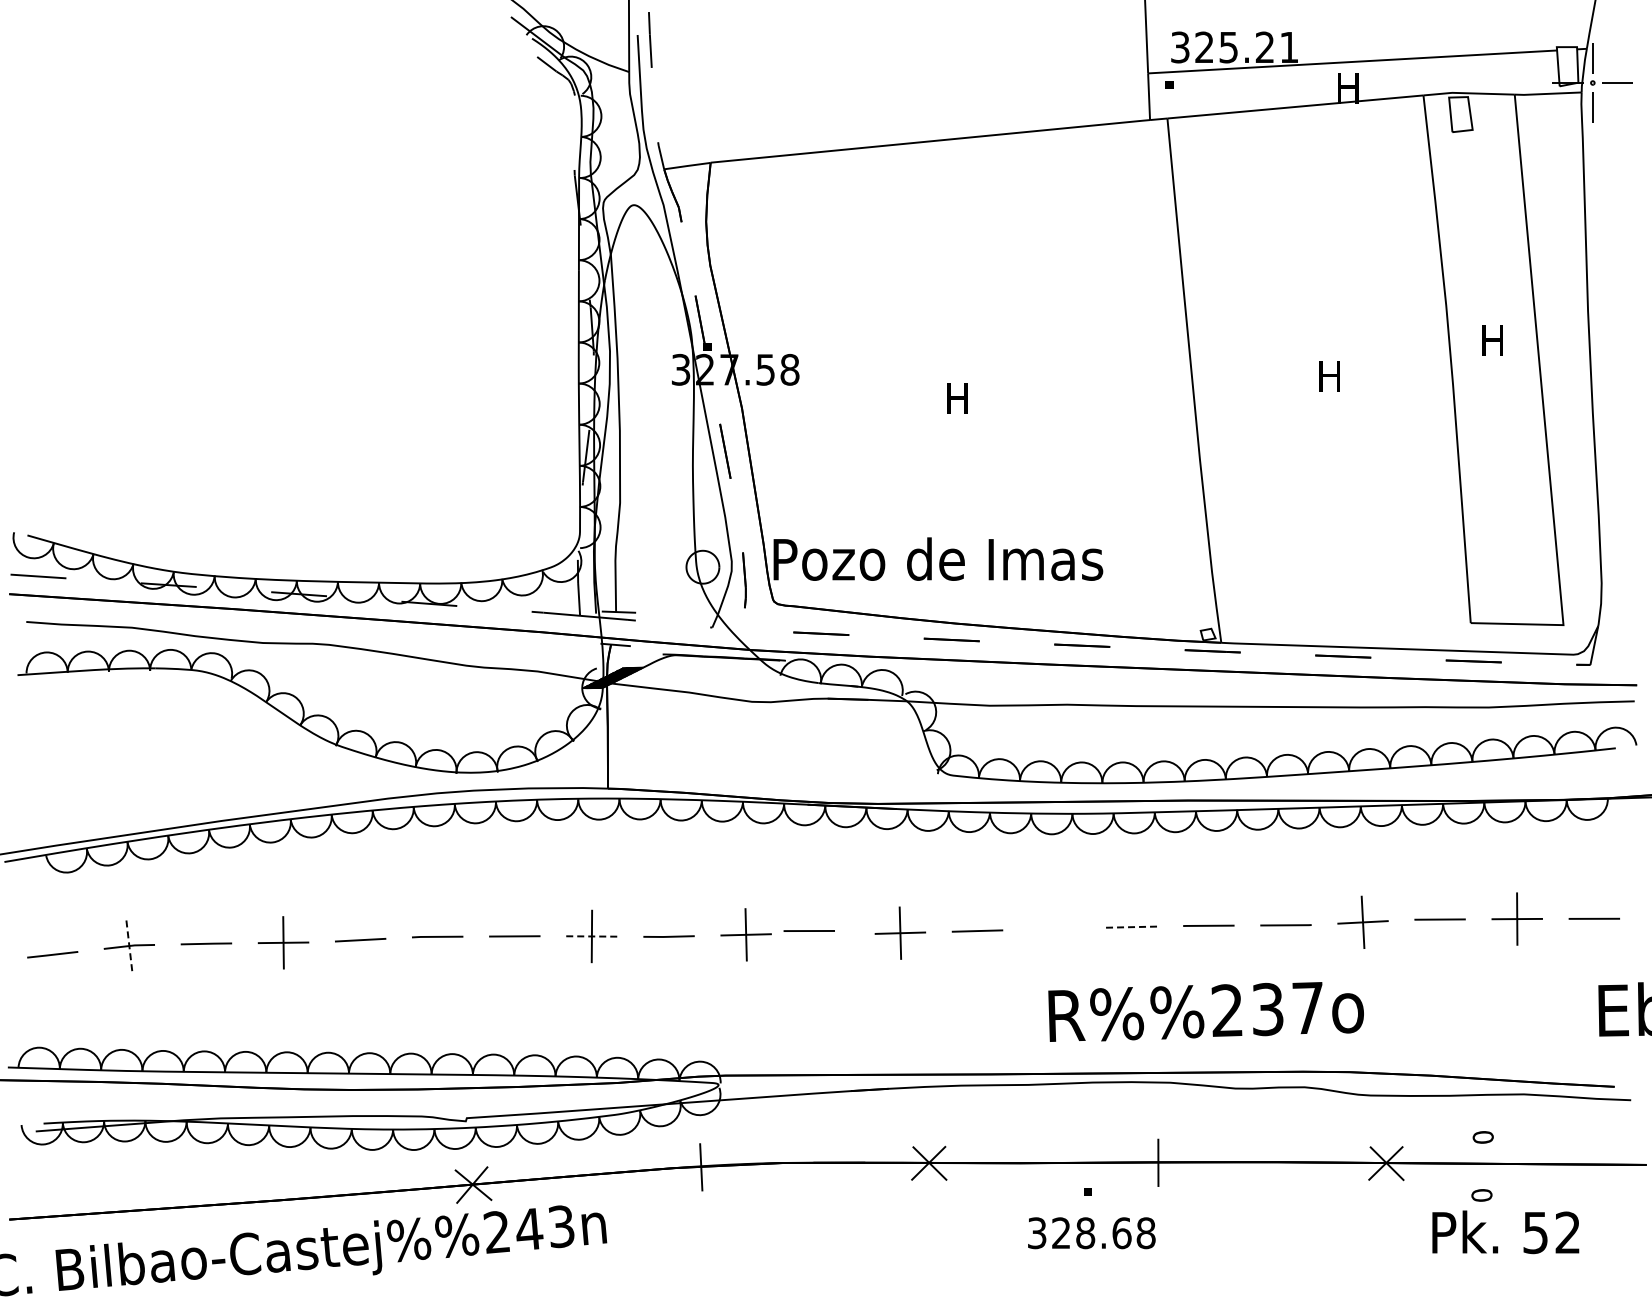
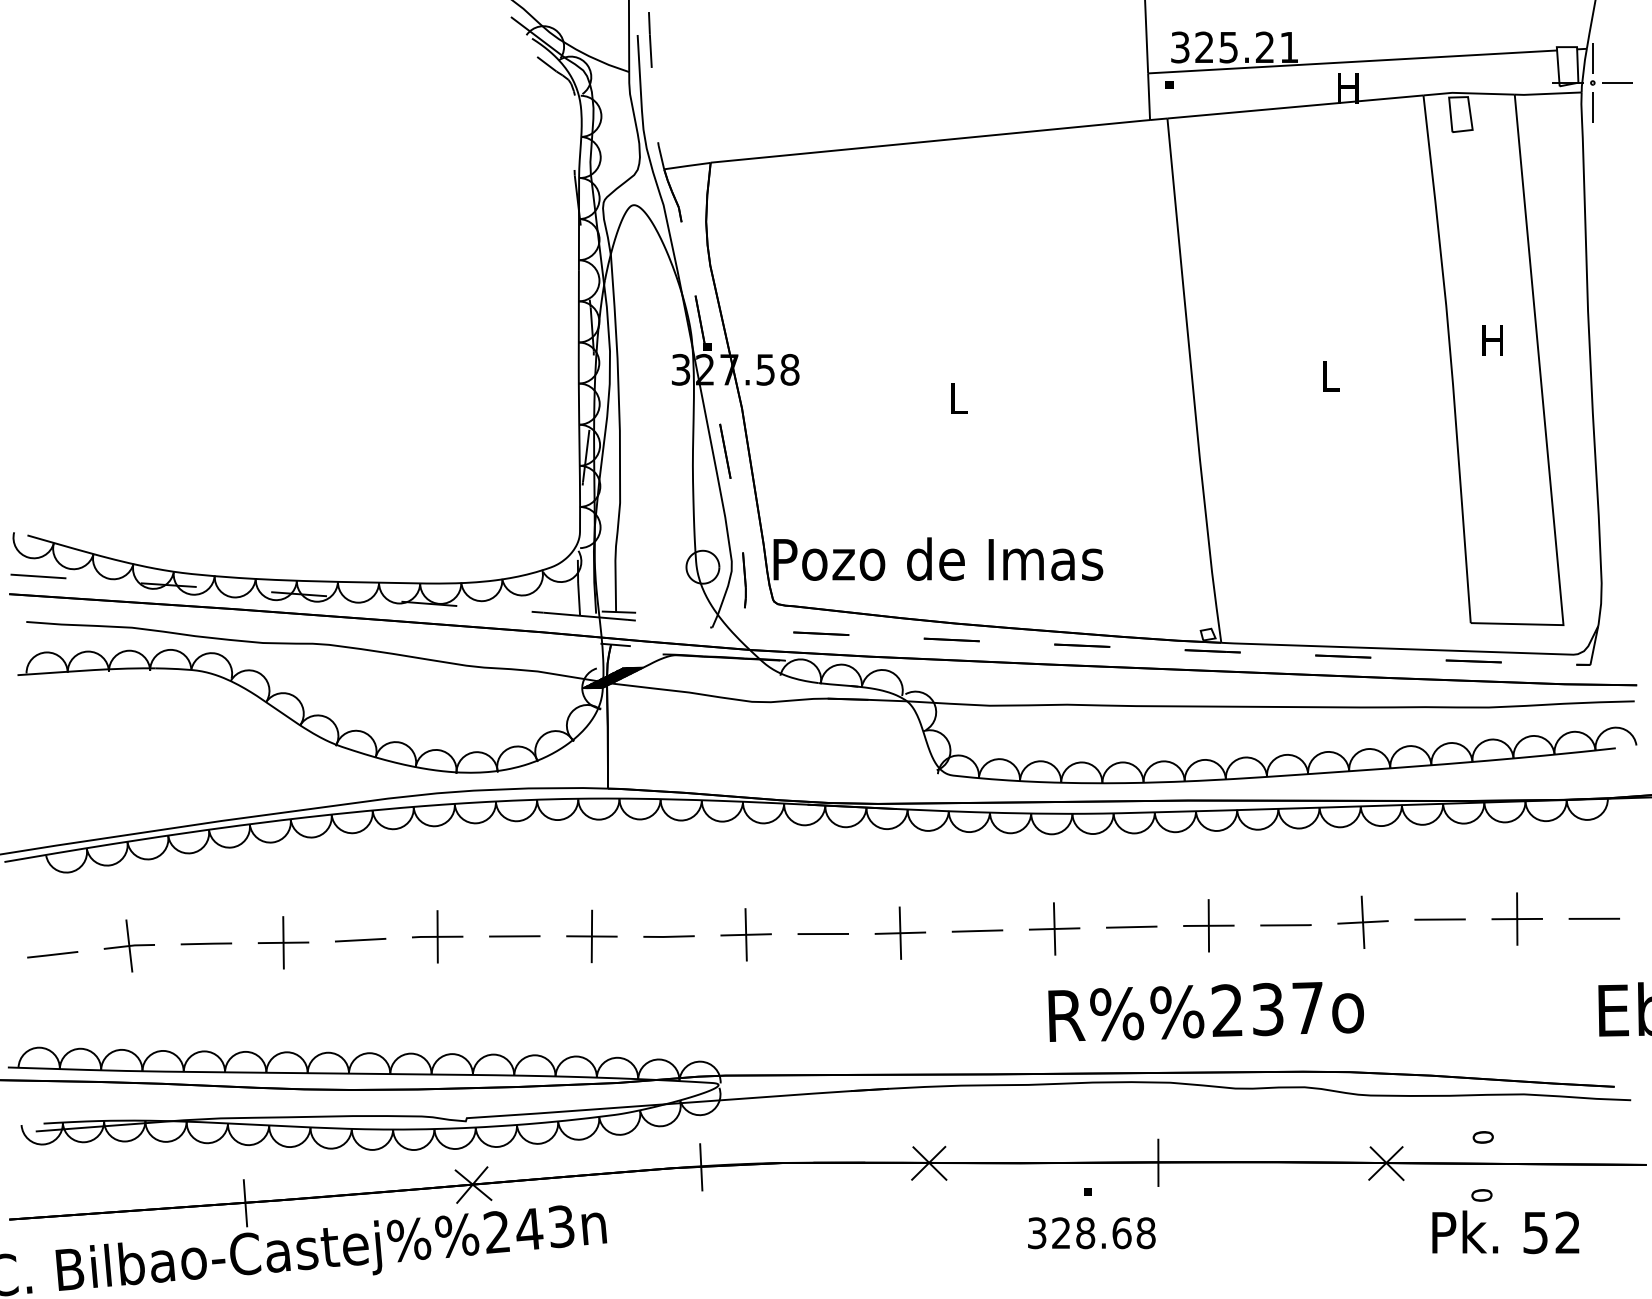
text: H -> L (1329, 376)
text: H -> L (957, 398)
line: none -> present (1208, 925)
line: dashed -> solid (1131, 927)
part: none -> present (1054, 928)
line position: (808, 930) -> (822, 933) (822, 933)
line: none -> present (437, 936)
line: dashed -> solid (591, 936)
line: dashed -> solid (129, 946)
line: none -> present (245, 1203)
